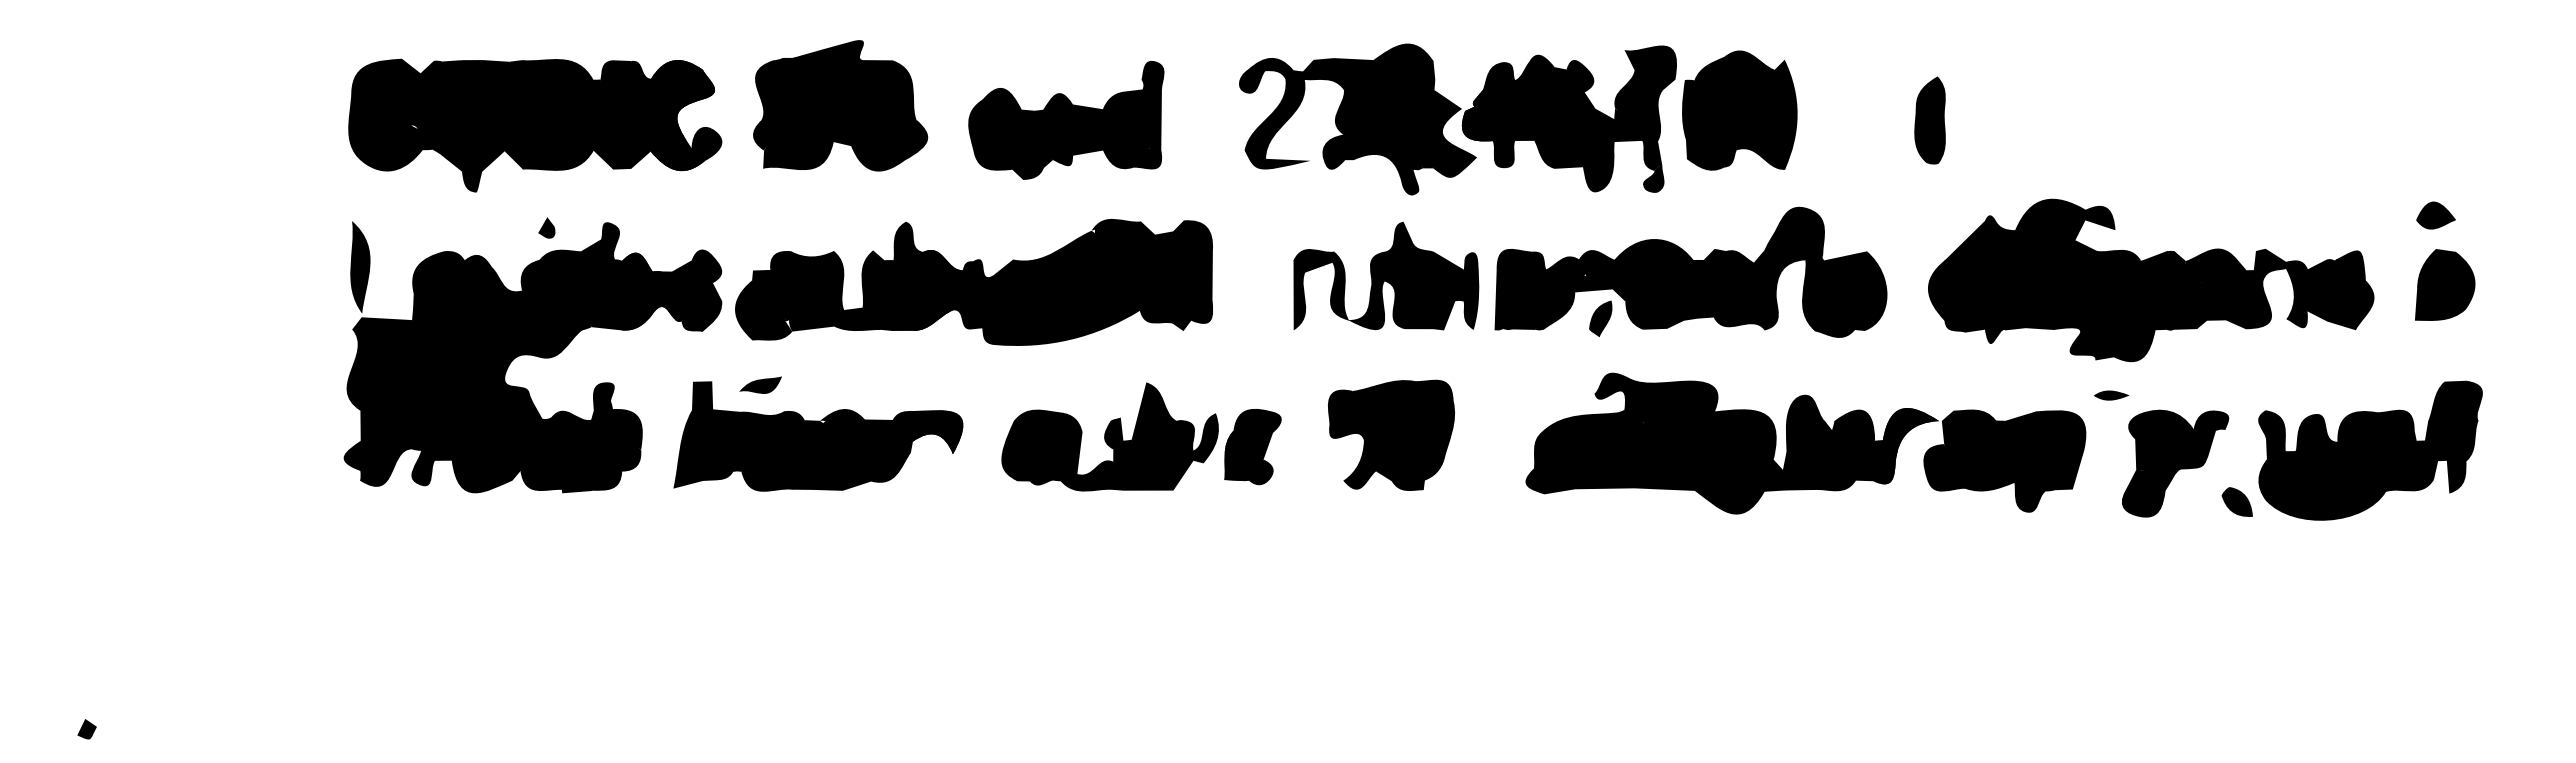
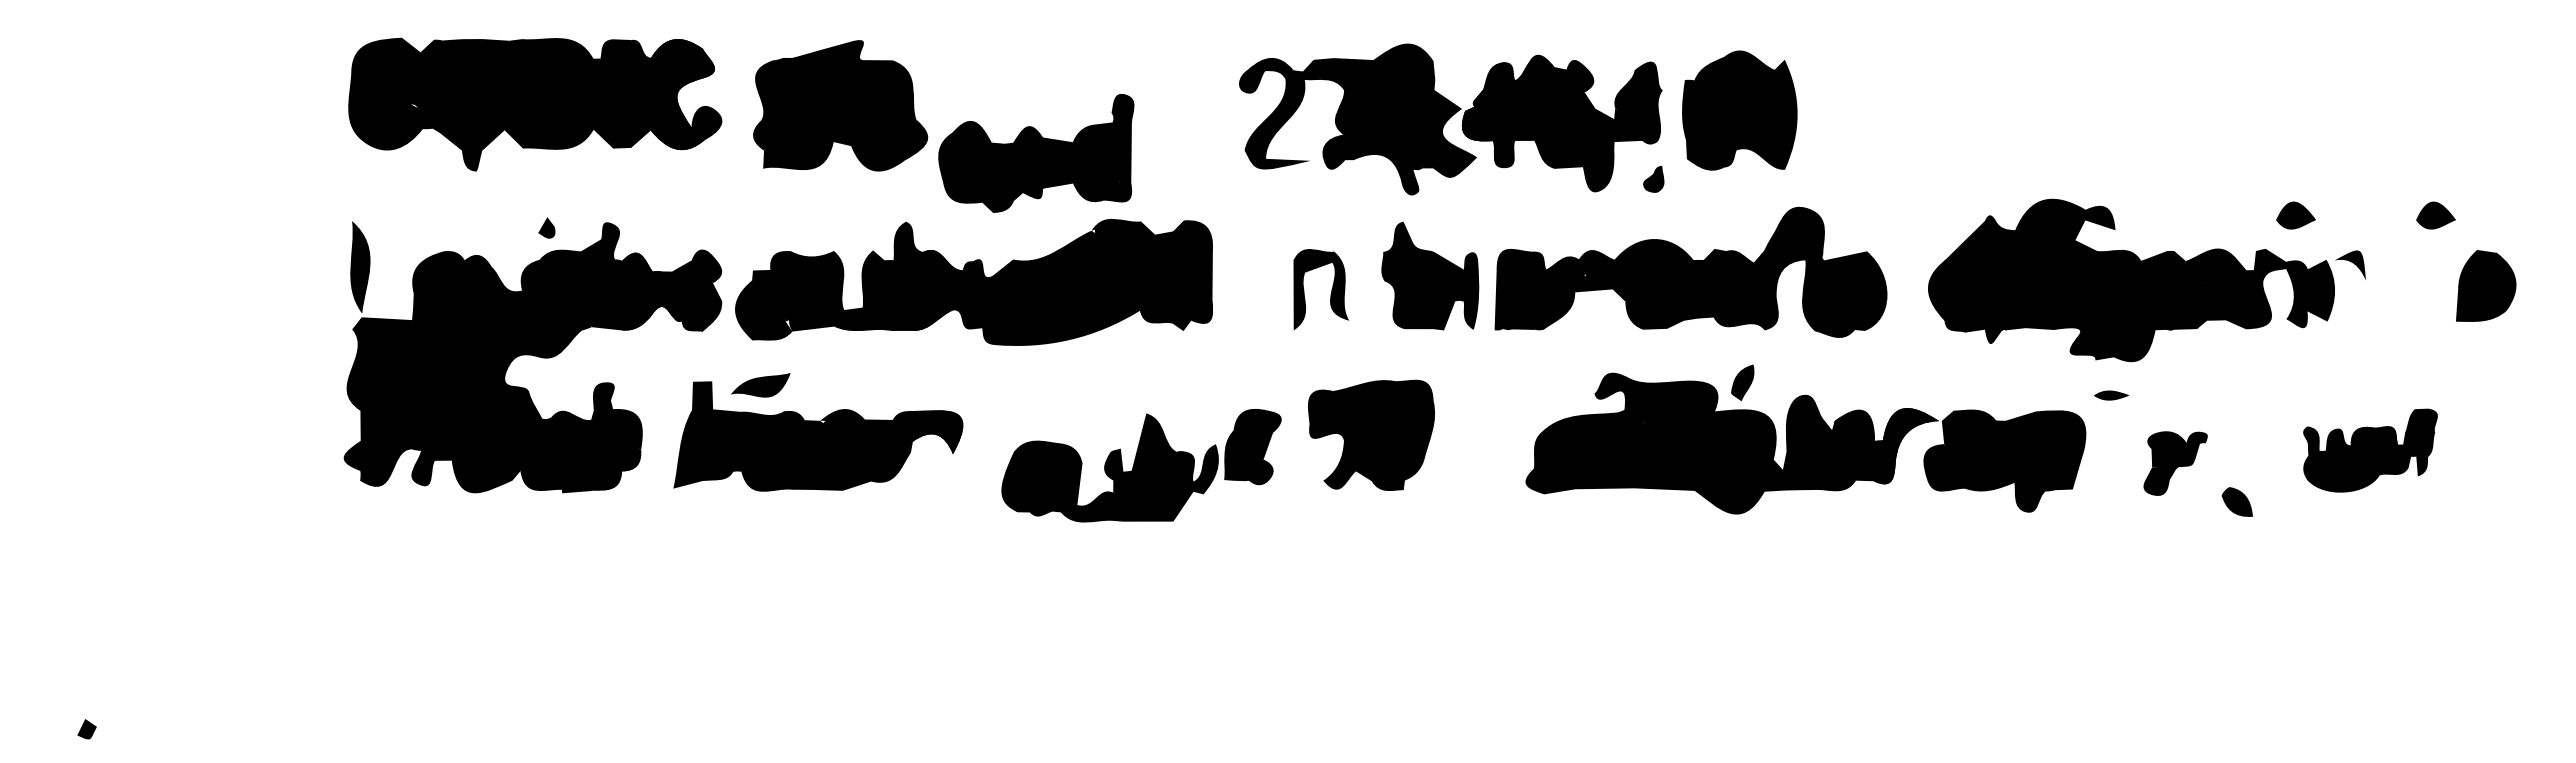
fill: present -> none (1650, 67)
part position: (1066, 120) -> (1036, 153) (1036, 153)
part: present -> none (1929, 120)
part position: (535, 125) -> (535, 104) (535, 104)
fill: present -> none (1652, 155)
part: none -> present (2295, 215)
part position: (2445, 284) -> (2486, 285) (2486, 285)
fill: present -> none (1367, 290)
fill: present -> none (2347, 293)
part position: (1600, 318) -> (1742, 382) (1742, 382)
part size: 43x18 px -> 60x25 px (760, 385)
part position: (1391, 434) -> (1371, 434) (1371, 434)
part position: (1109, 436) -> (1109, 467) (1109, 467)
part size: 225x141 px -> 135x85 px (2370, 450)
part size: 108x109 px -> 65x65 px (2175, 463)
